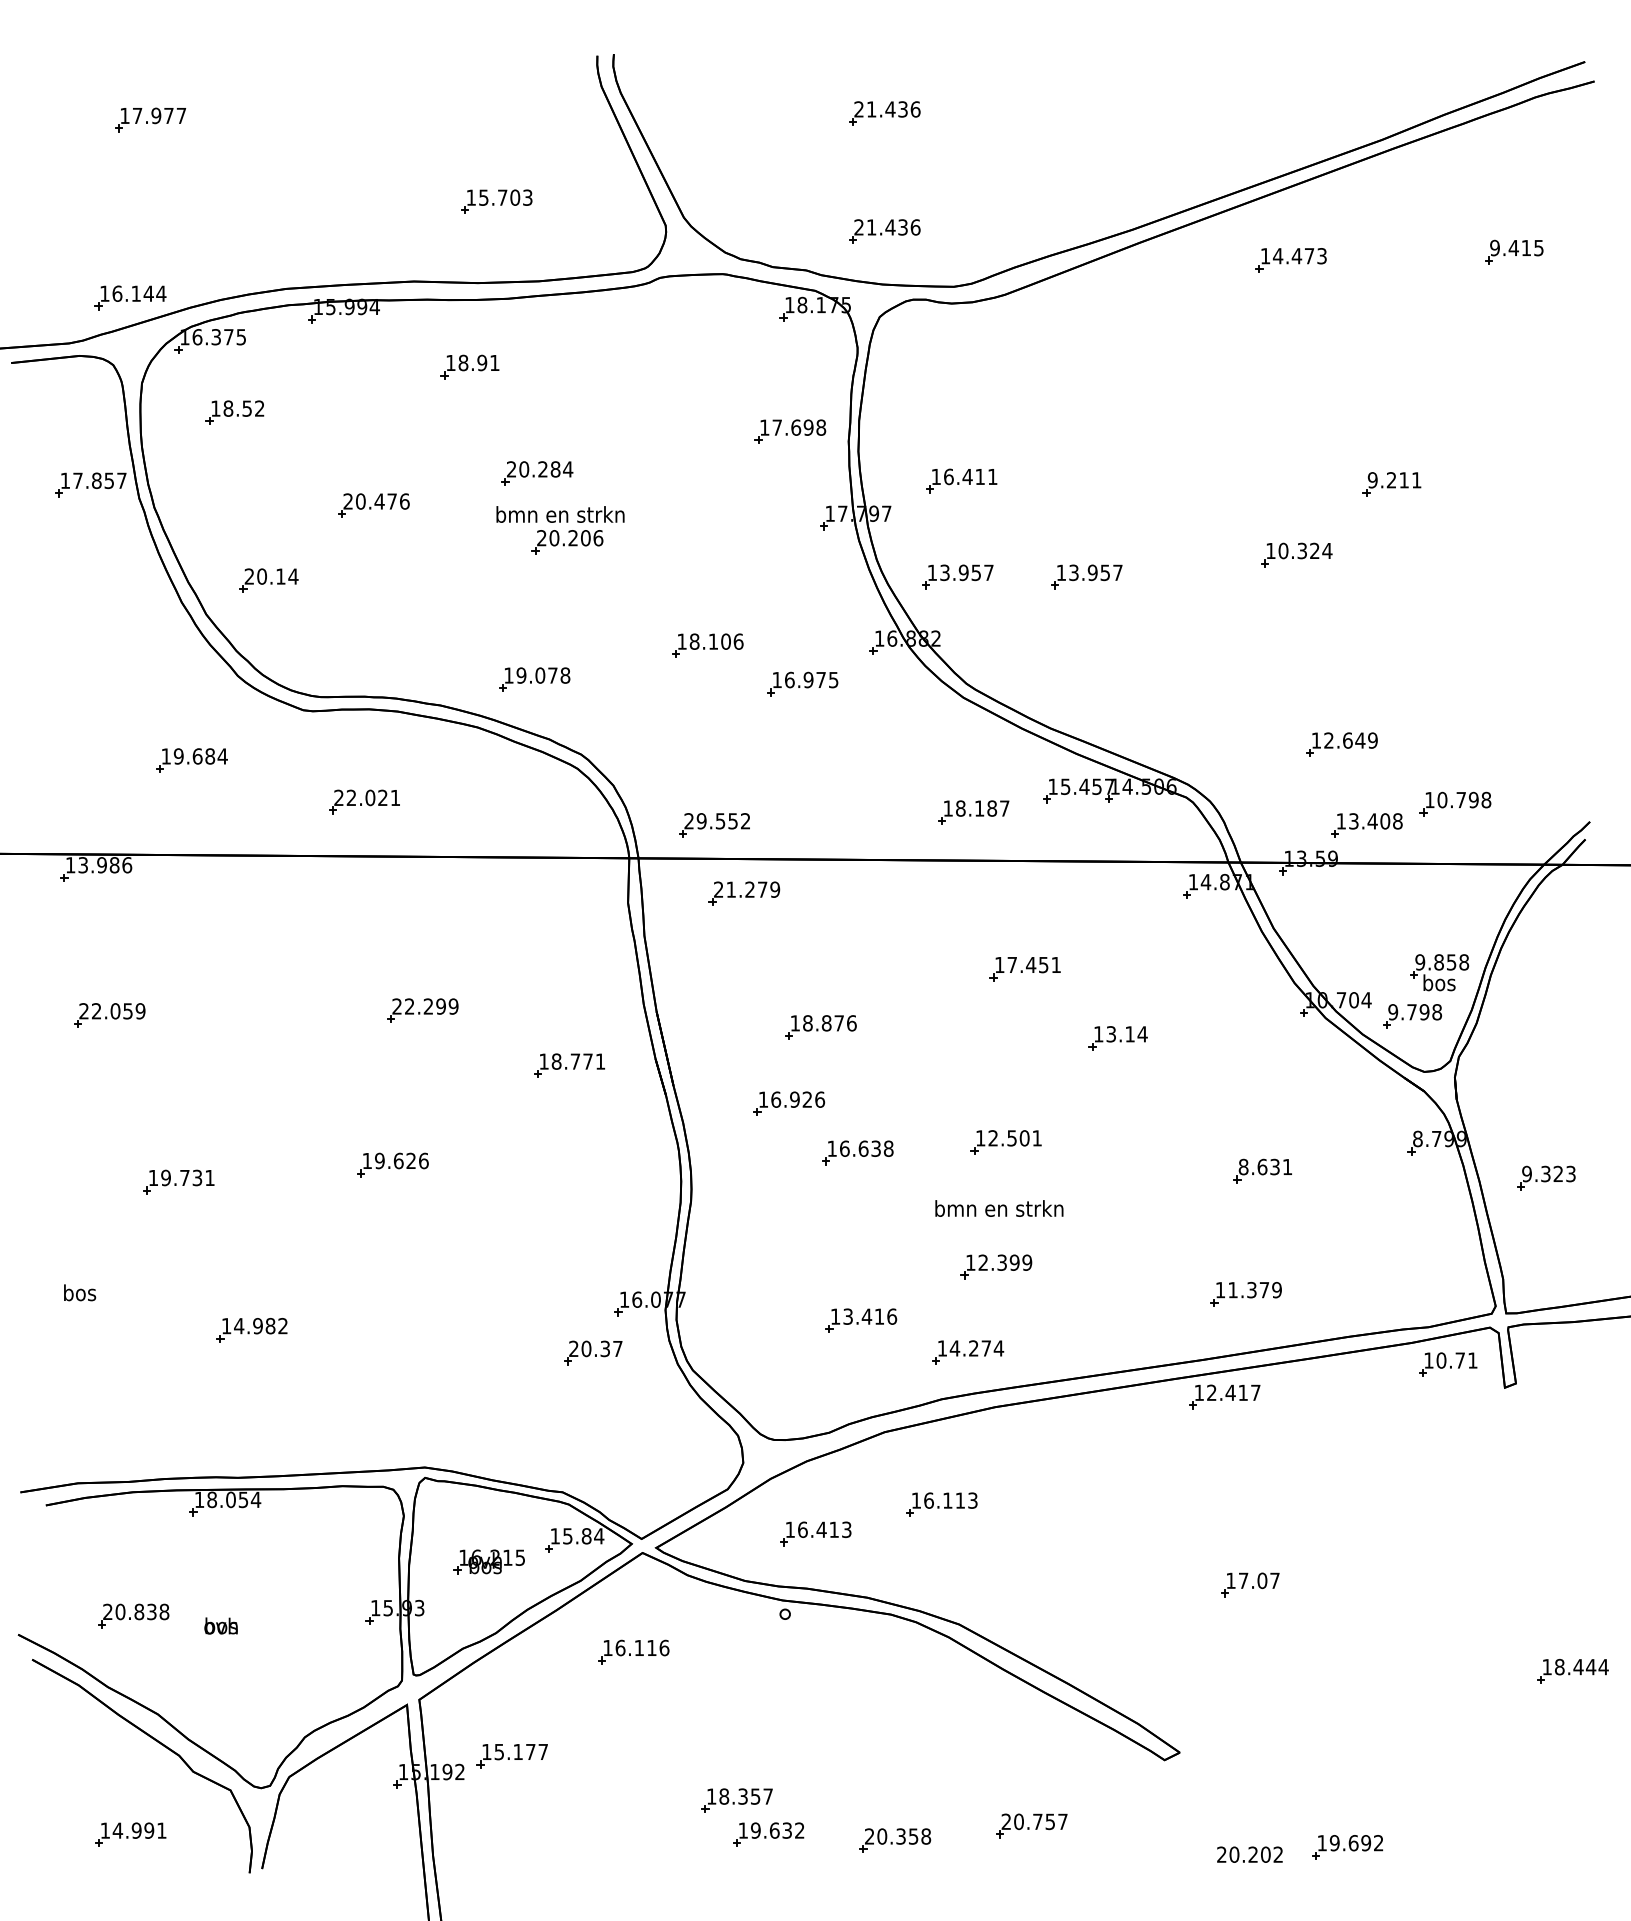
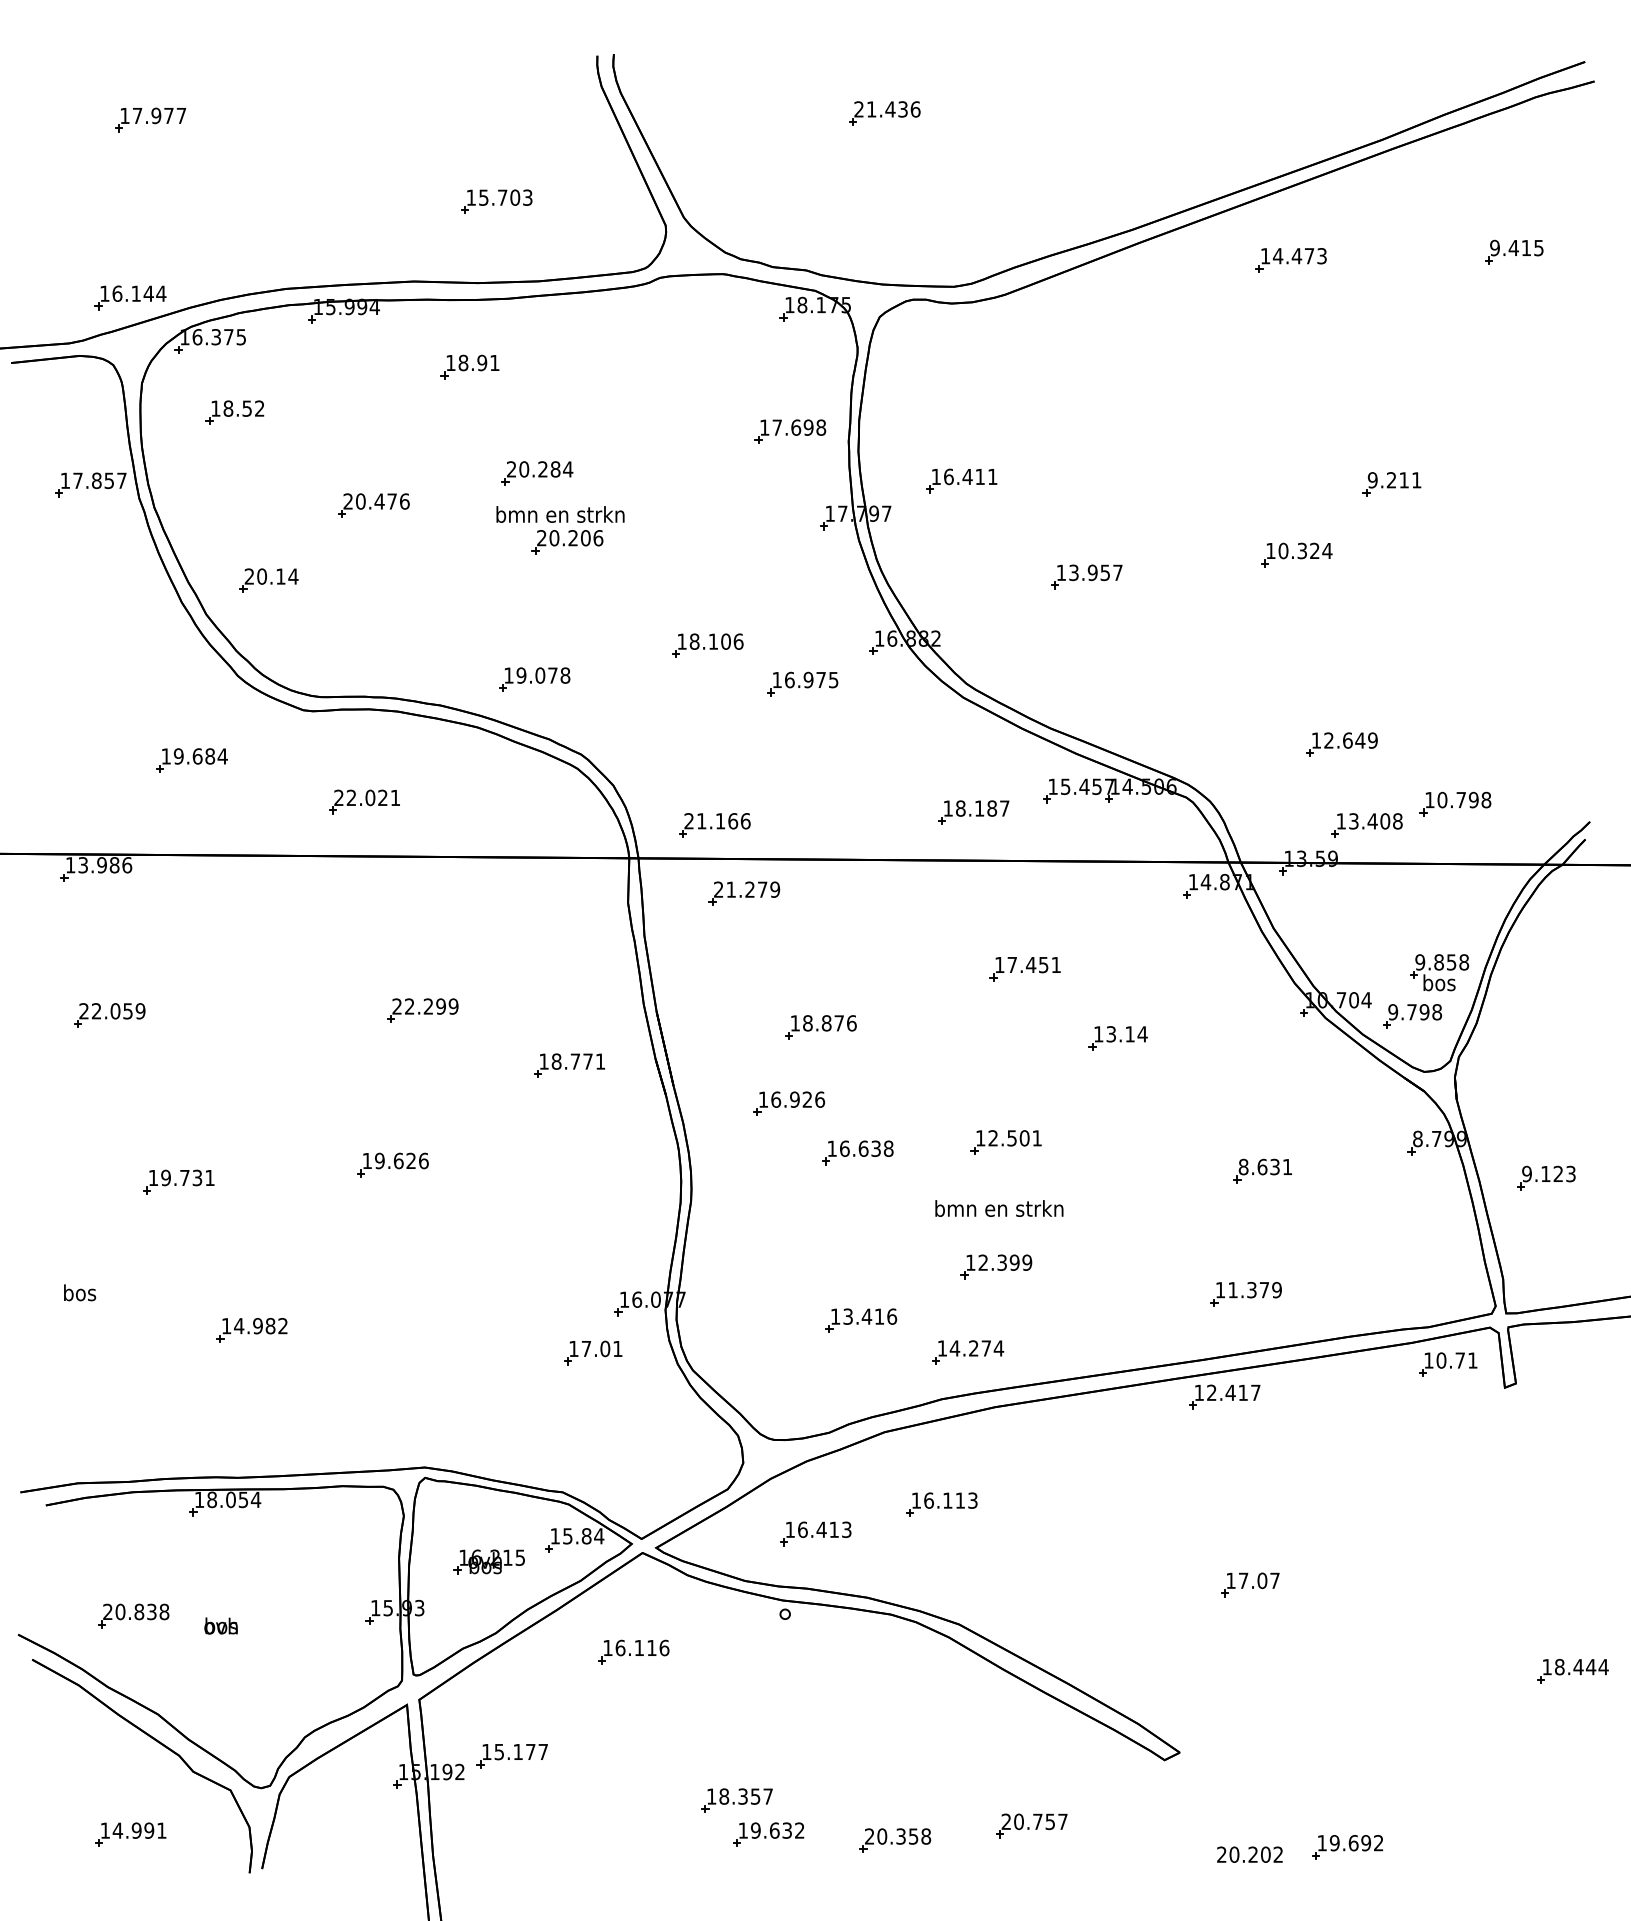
part: present -> none (884, 231)
part: present -> none (957, 576)
text: 29.552 -> 21.166 (723, 821)
text: 9.323 -> 9.123 (1545, 1173)
text: 20.37 -> 17.01 (595, 1348)
